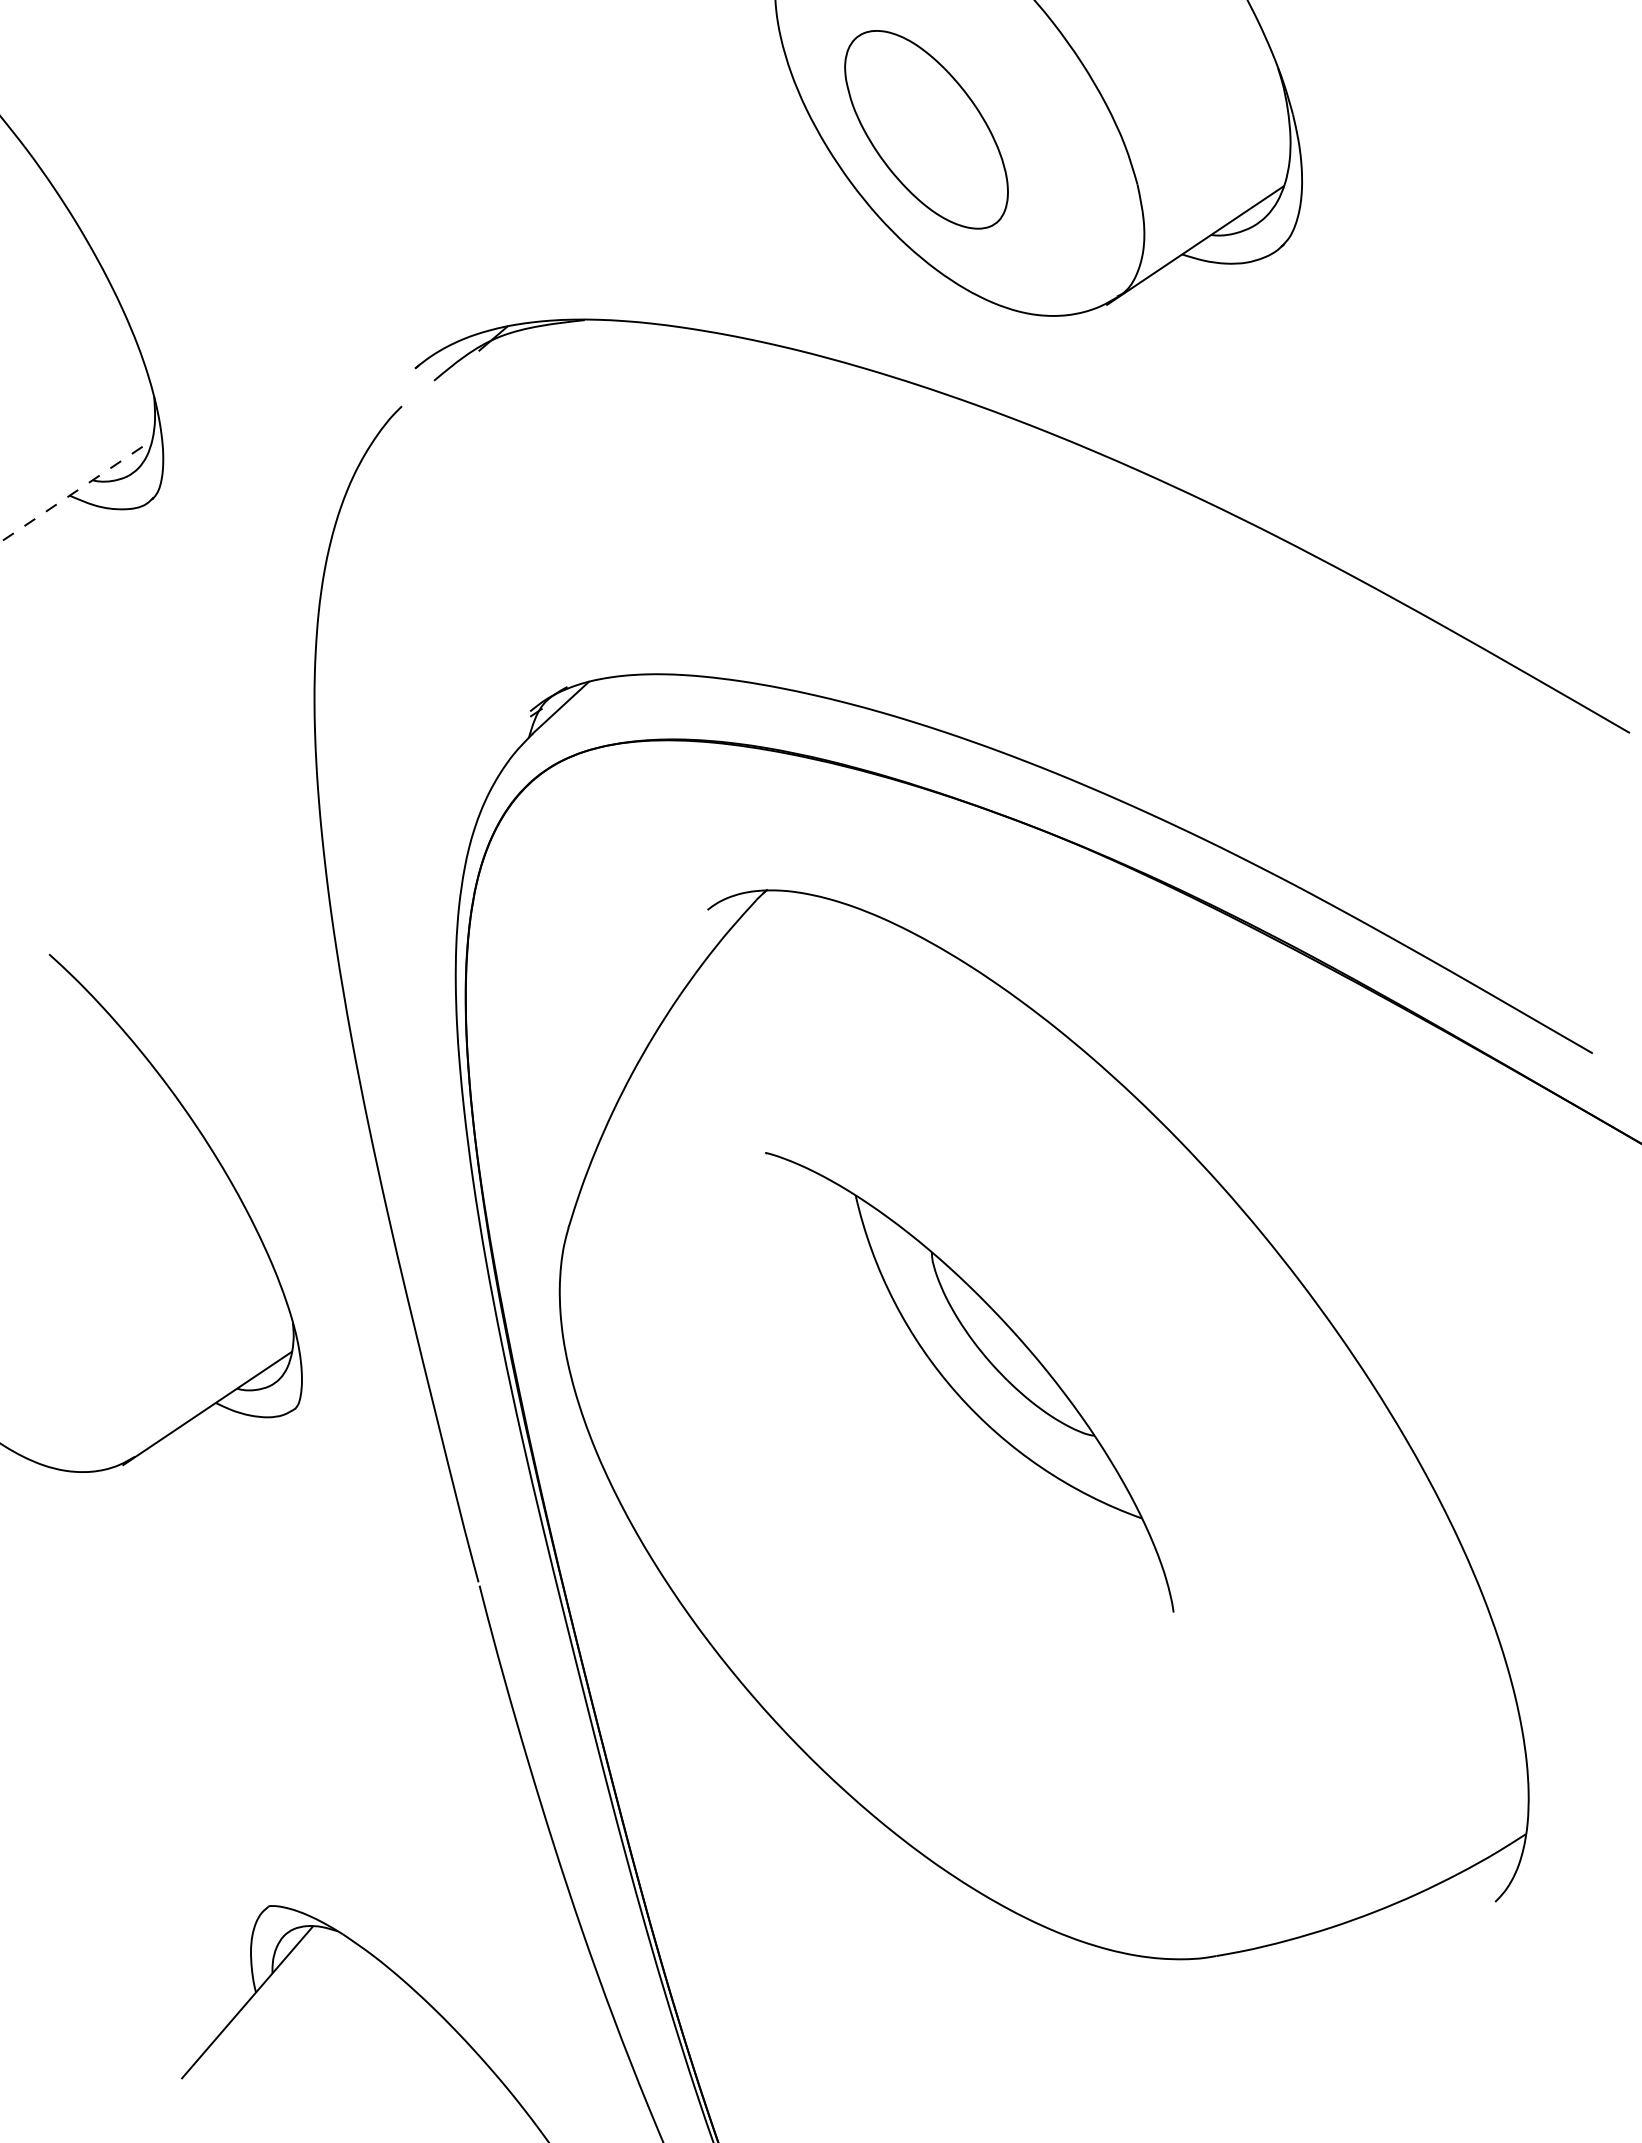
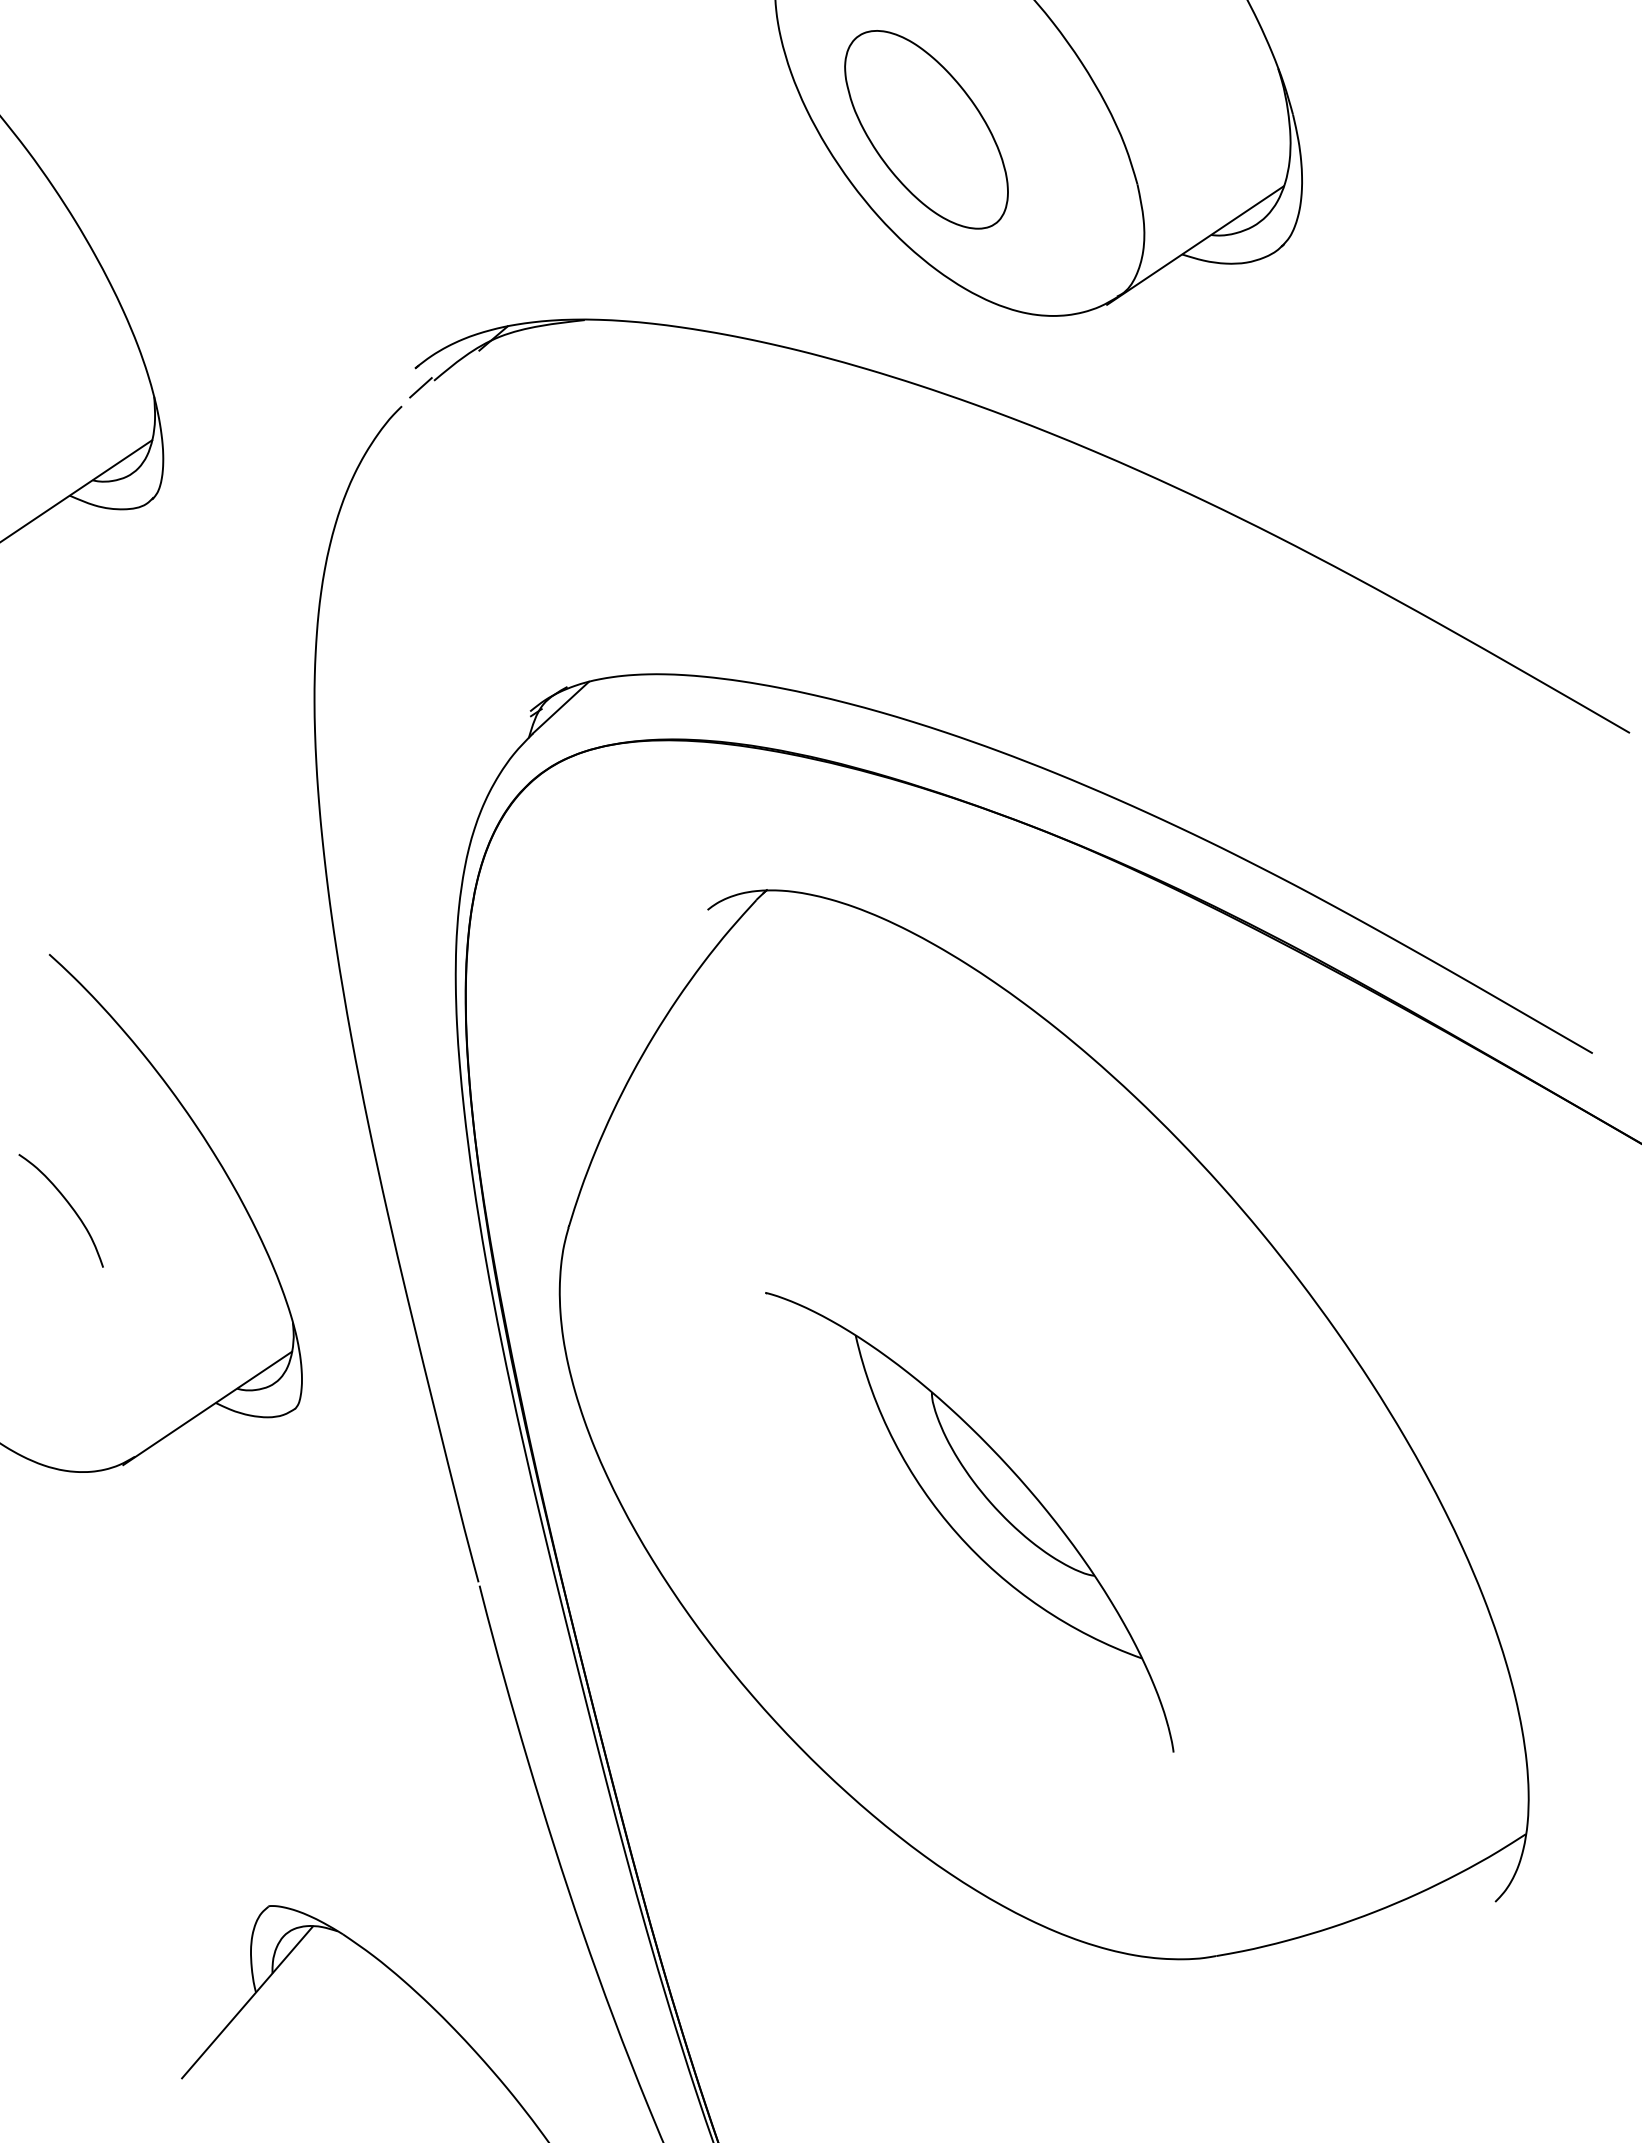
line: none -> present (420, 387)
line: dashed -> solid (76, 490)
curve: none -> present (67, 1203)
part position: (969, 1382) -> (969, 1522) (969, 1522)
